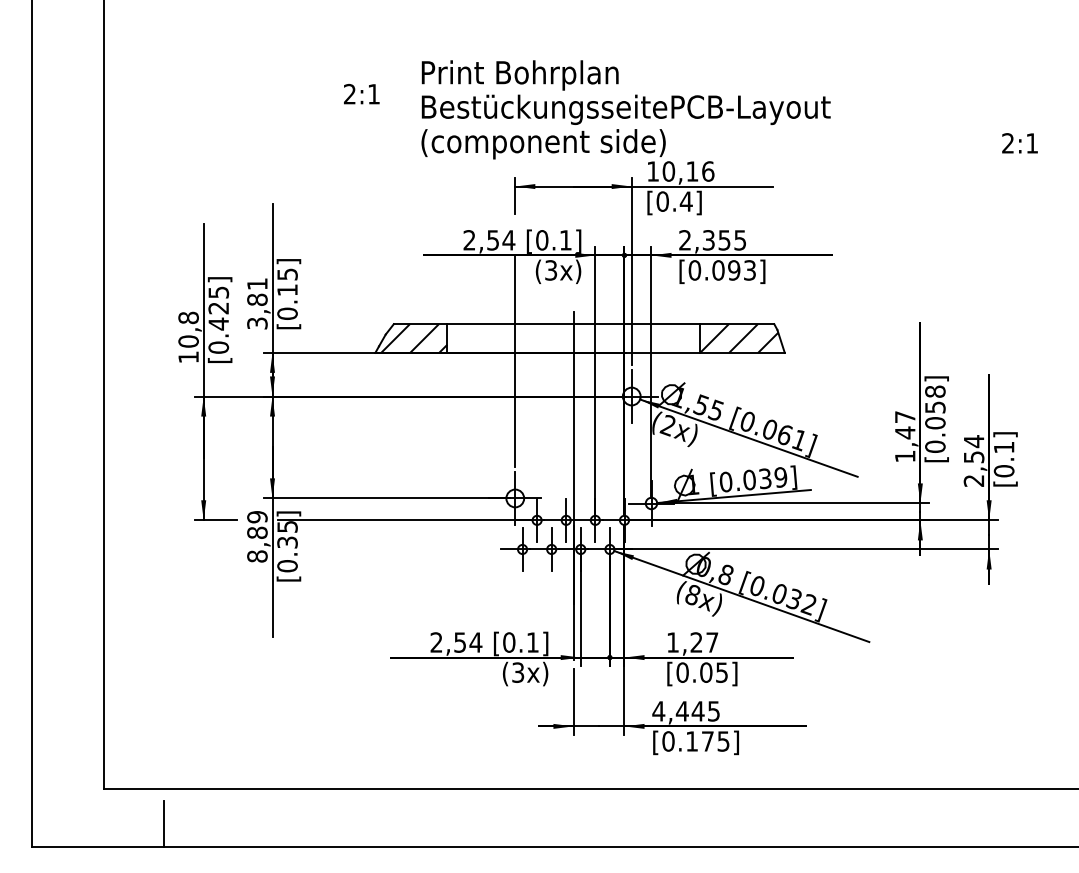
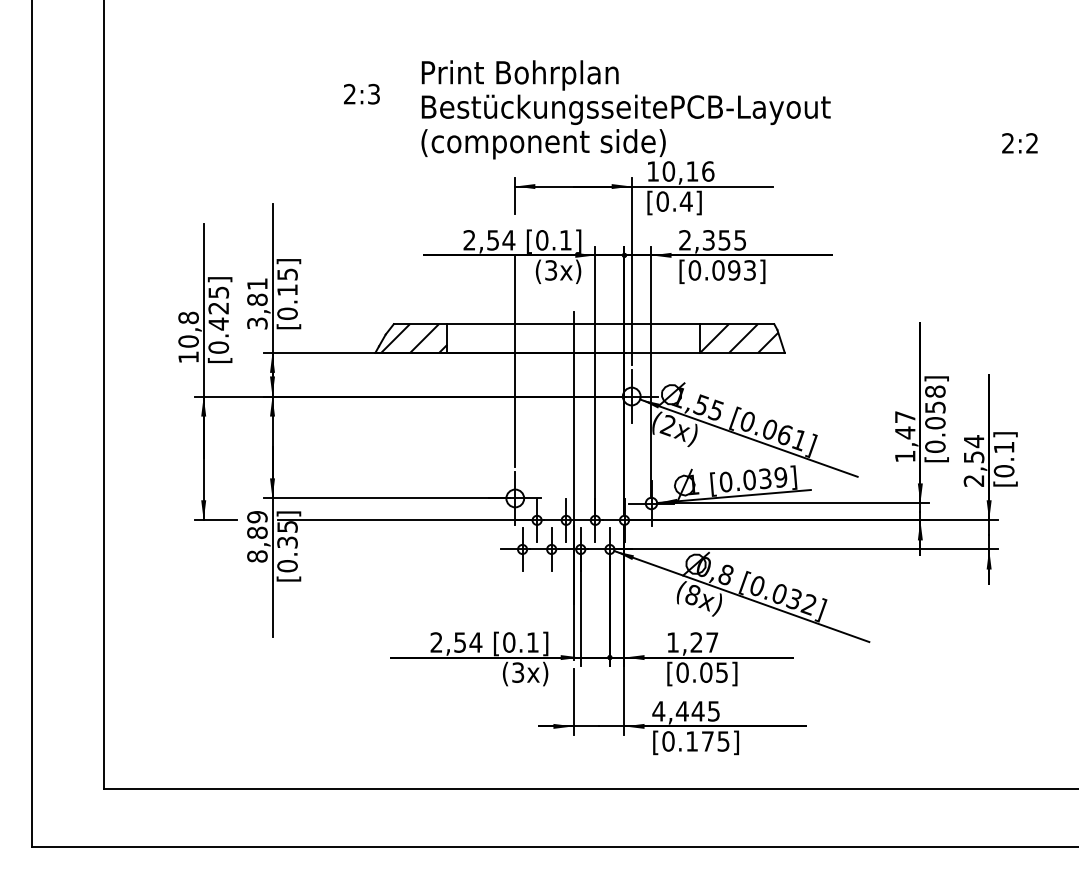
text: 2:1 -> 2:3 (373, 93)
text: 2:1 -> 2:2 (1031, 143)
line: present -> none (164, 823)
